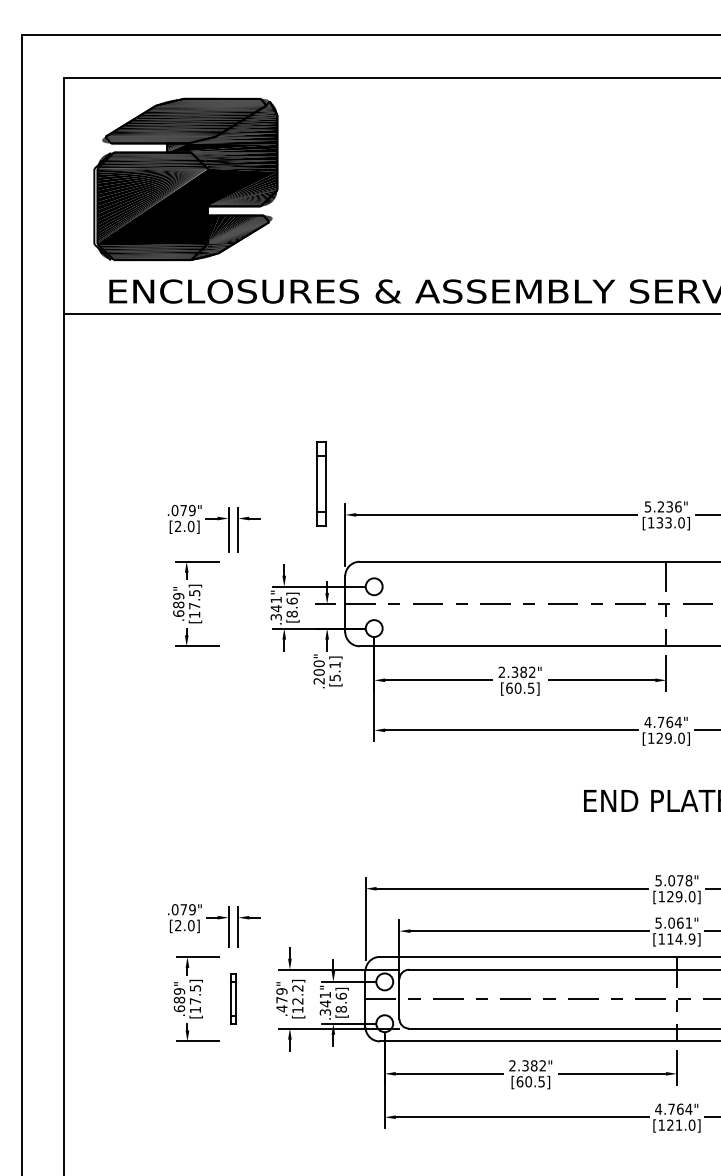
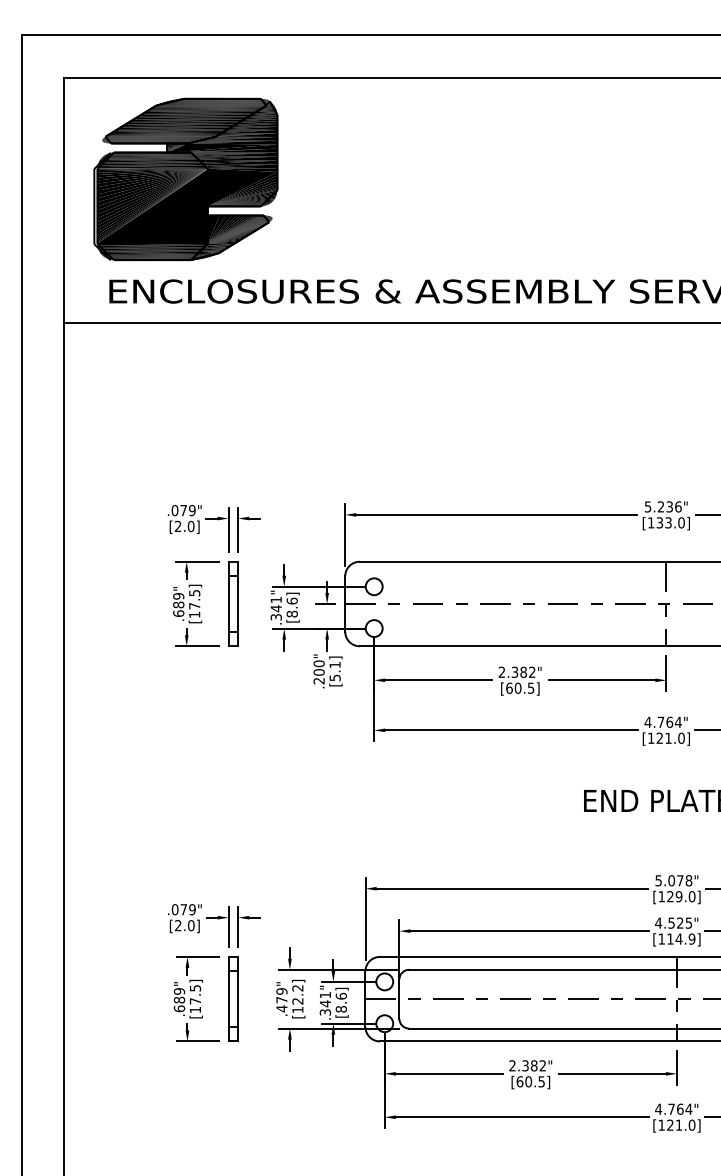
line position: (390, 314) -> (390, 323) (390, 323)
part position: (321, 483) -> (233, 603) (233, 603)
text: [129.0] -> [121.0] (668, 737)
text: 5.061" -> 4.525" (673, 922)
part size: 7x52 px -> 11x86 px (233, 998)
